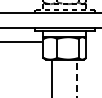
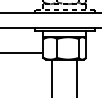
line position: (21, 42) -> (21, 53) (21, 53)
line: dashed -> solid (77, 78)
